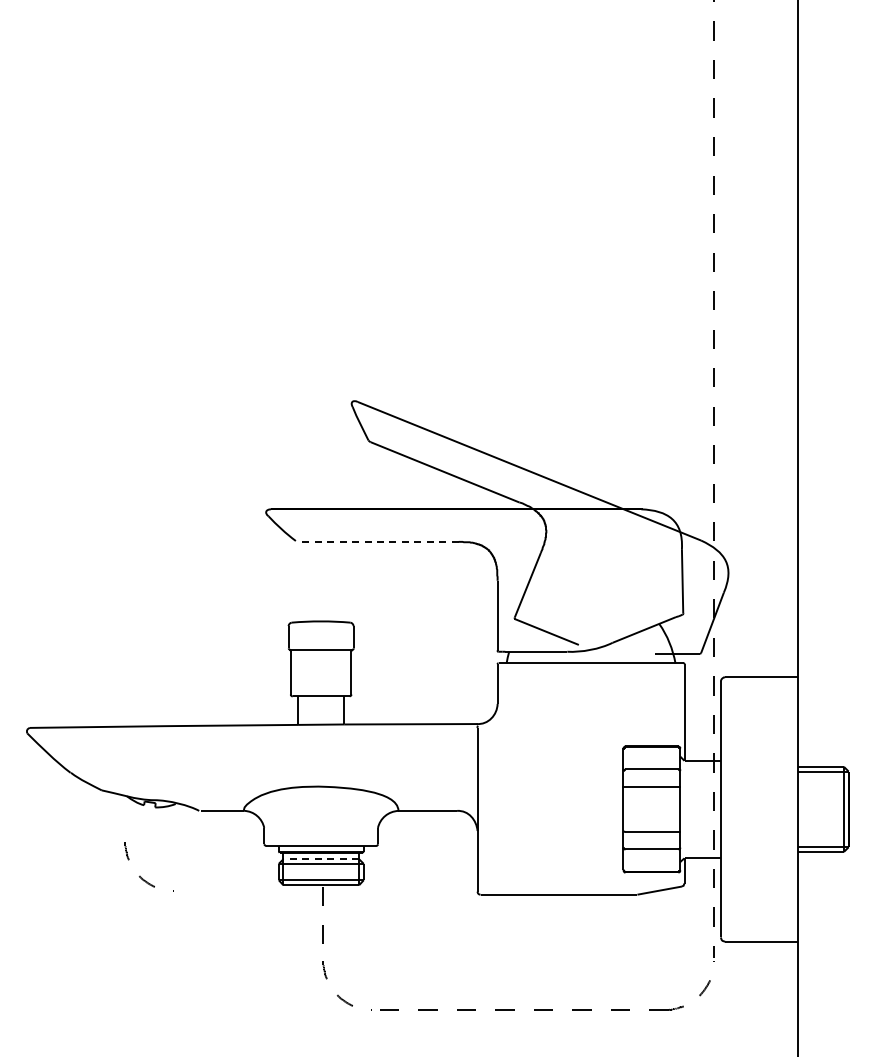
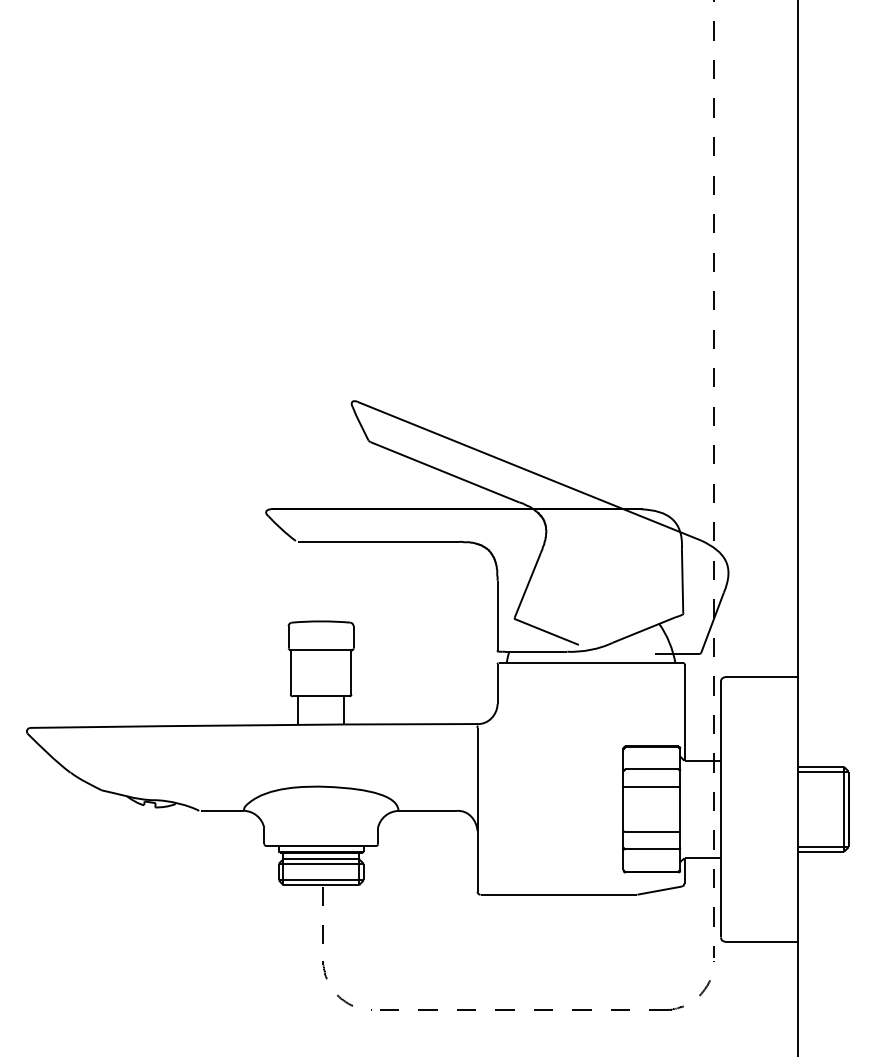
line: dashed -> solid (377, 541)
line: dashed -> solid (321, 859)
curve: present -> none (140, 875)
